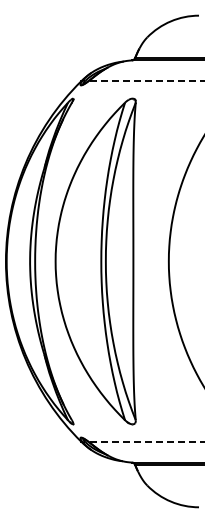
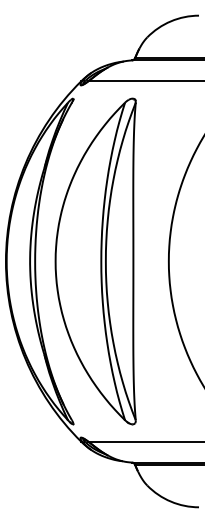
line: dashed -> solid (146, 81)
line: dashed -> solid (146, 441)
